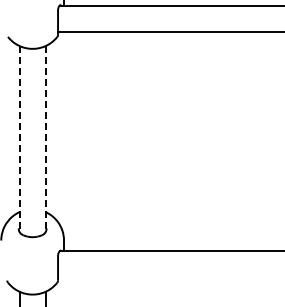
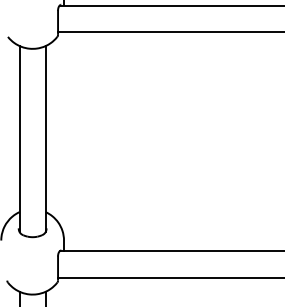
line: dashed -> solid (19, 139)
line: dashed -> solid (45, 139)
line: none -> present (169, 277)
